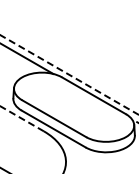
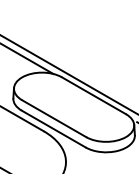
line: dashed -> solid (68, 74)
line: dashed -> solid (22, 118)
